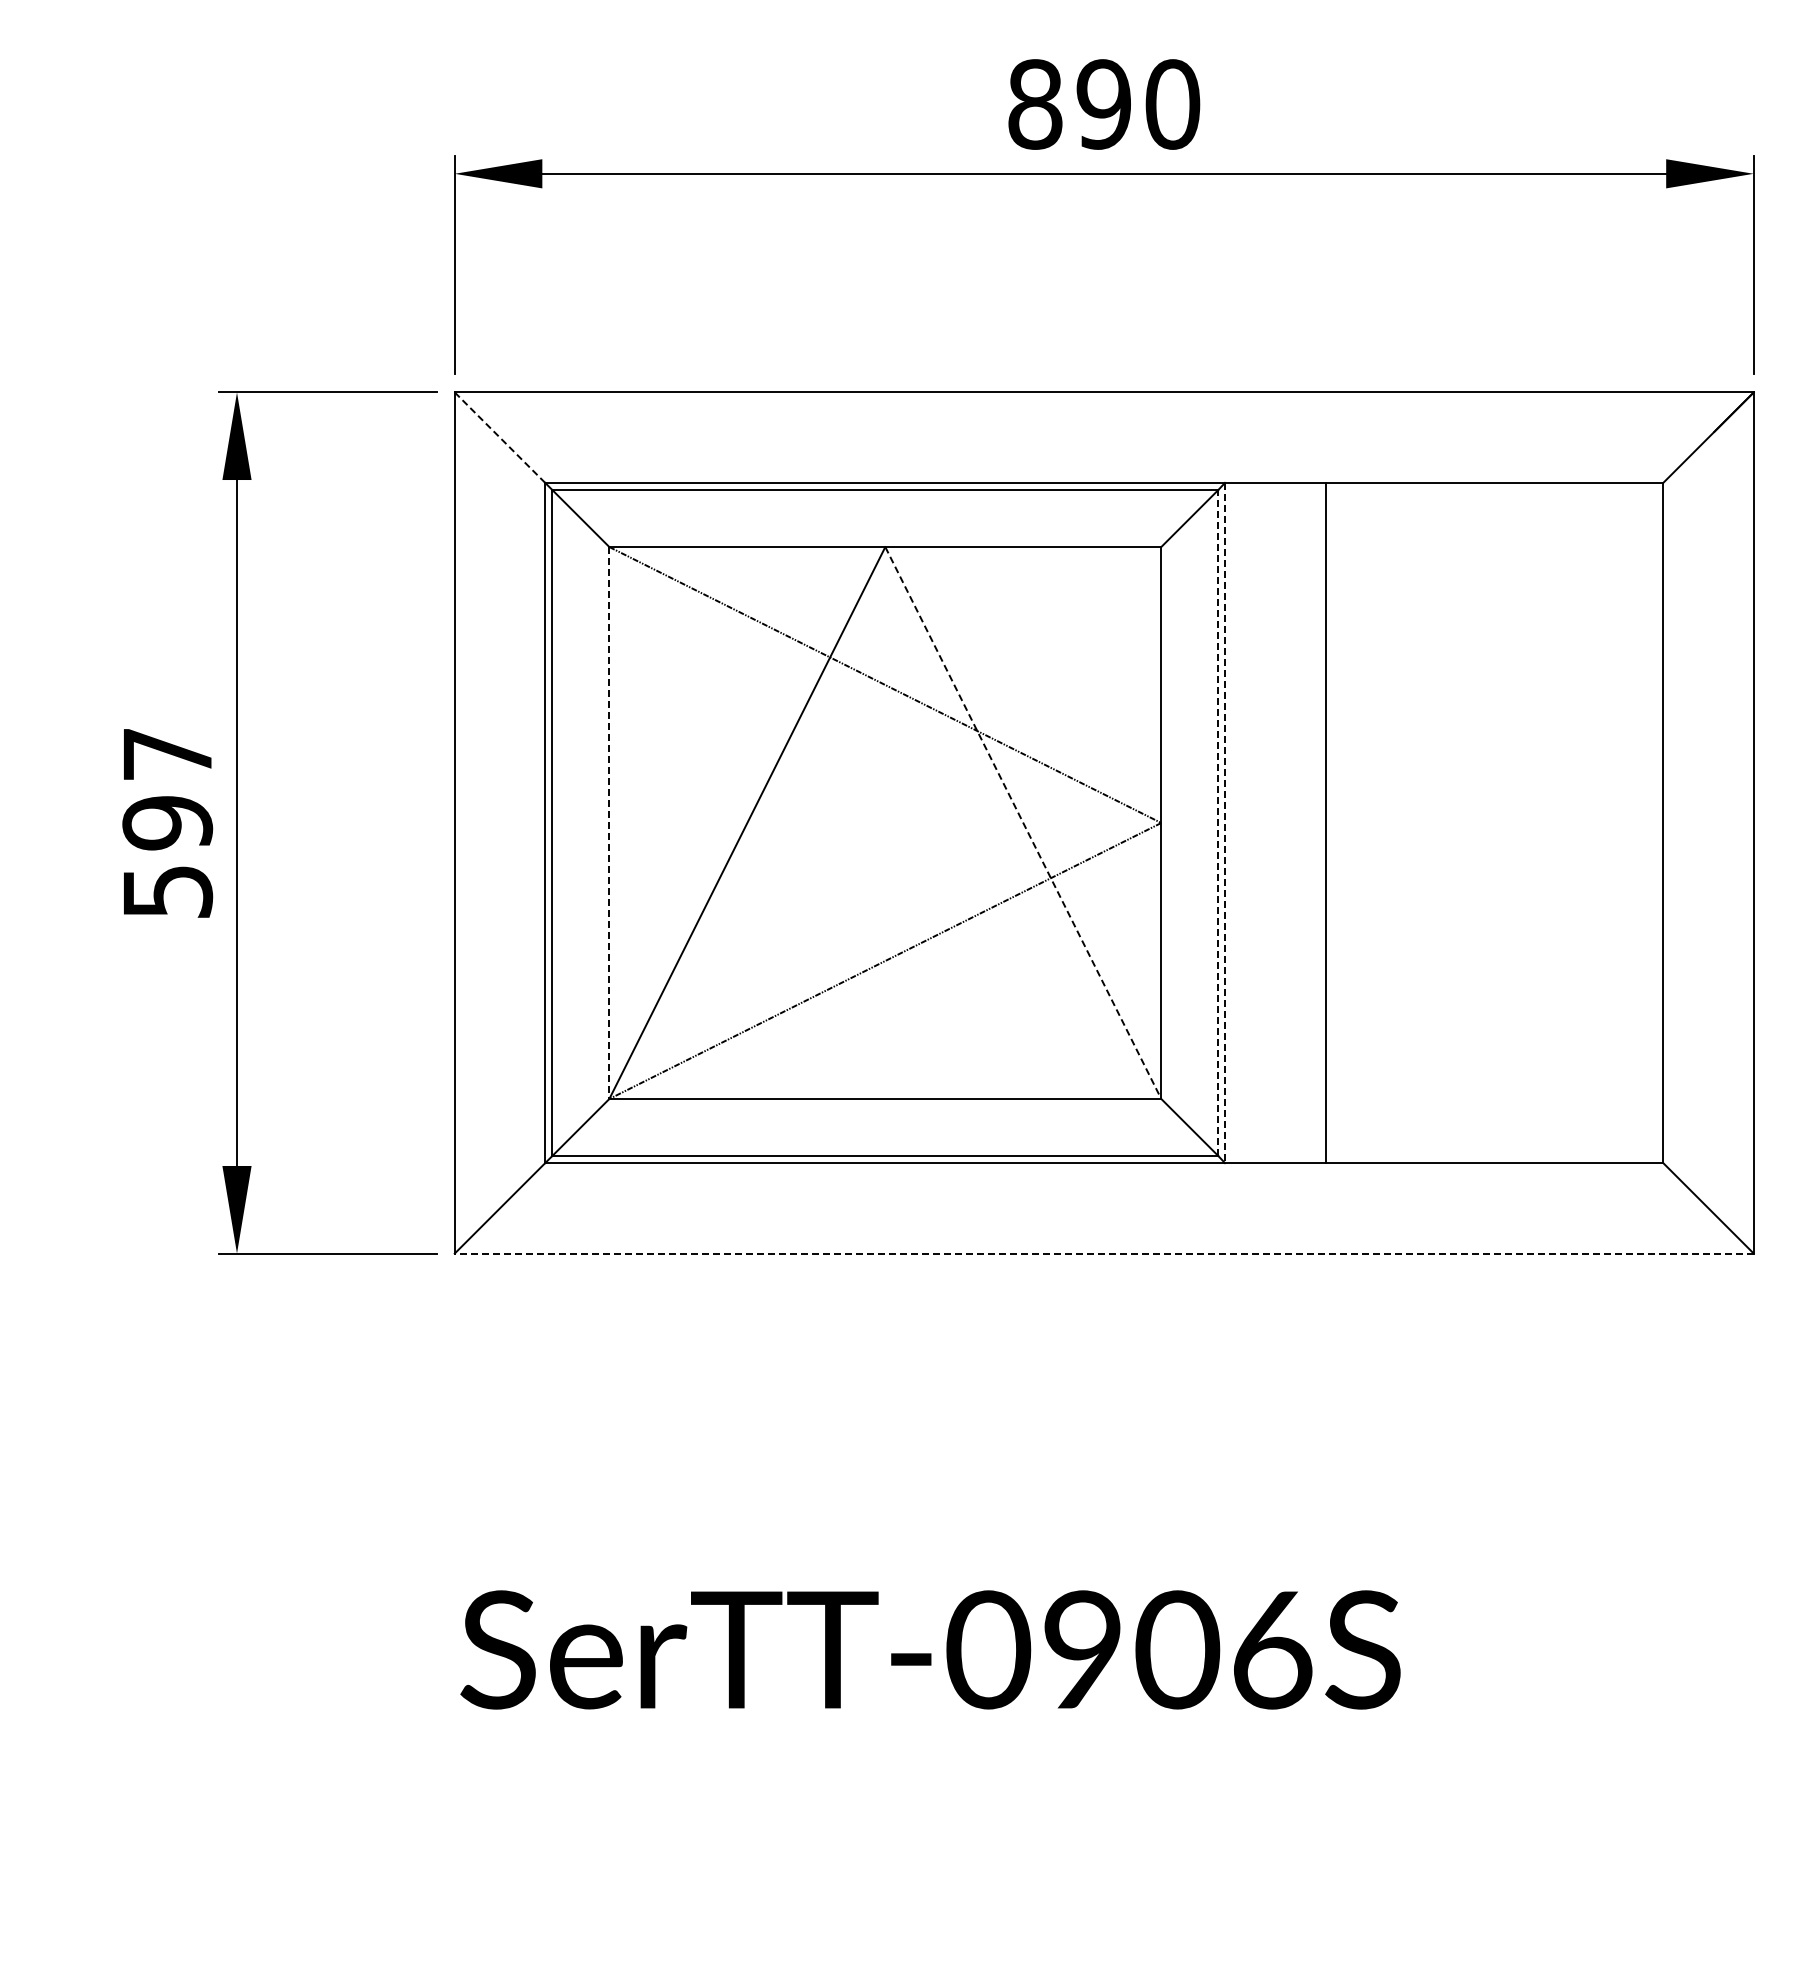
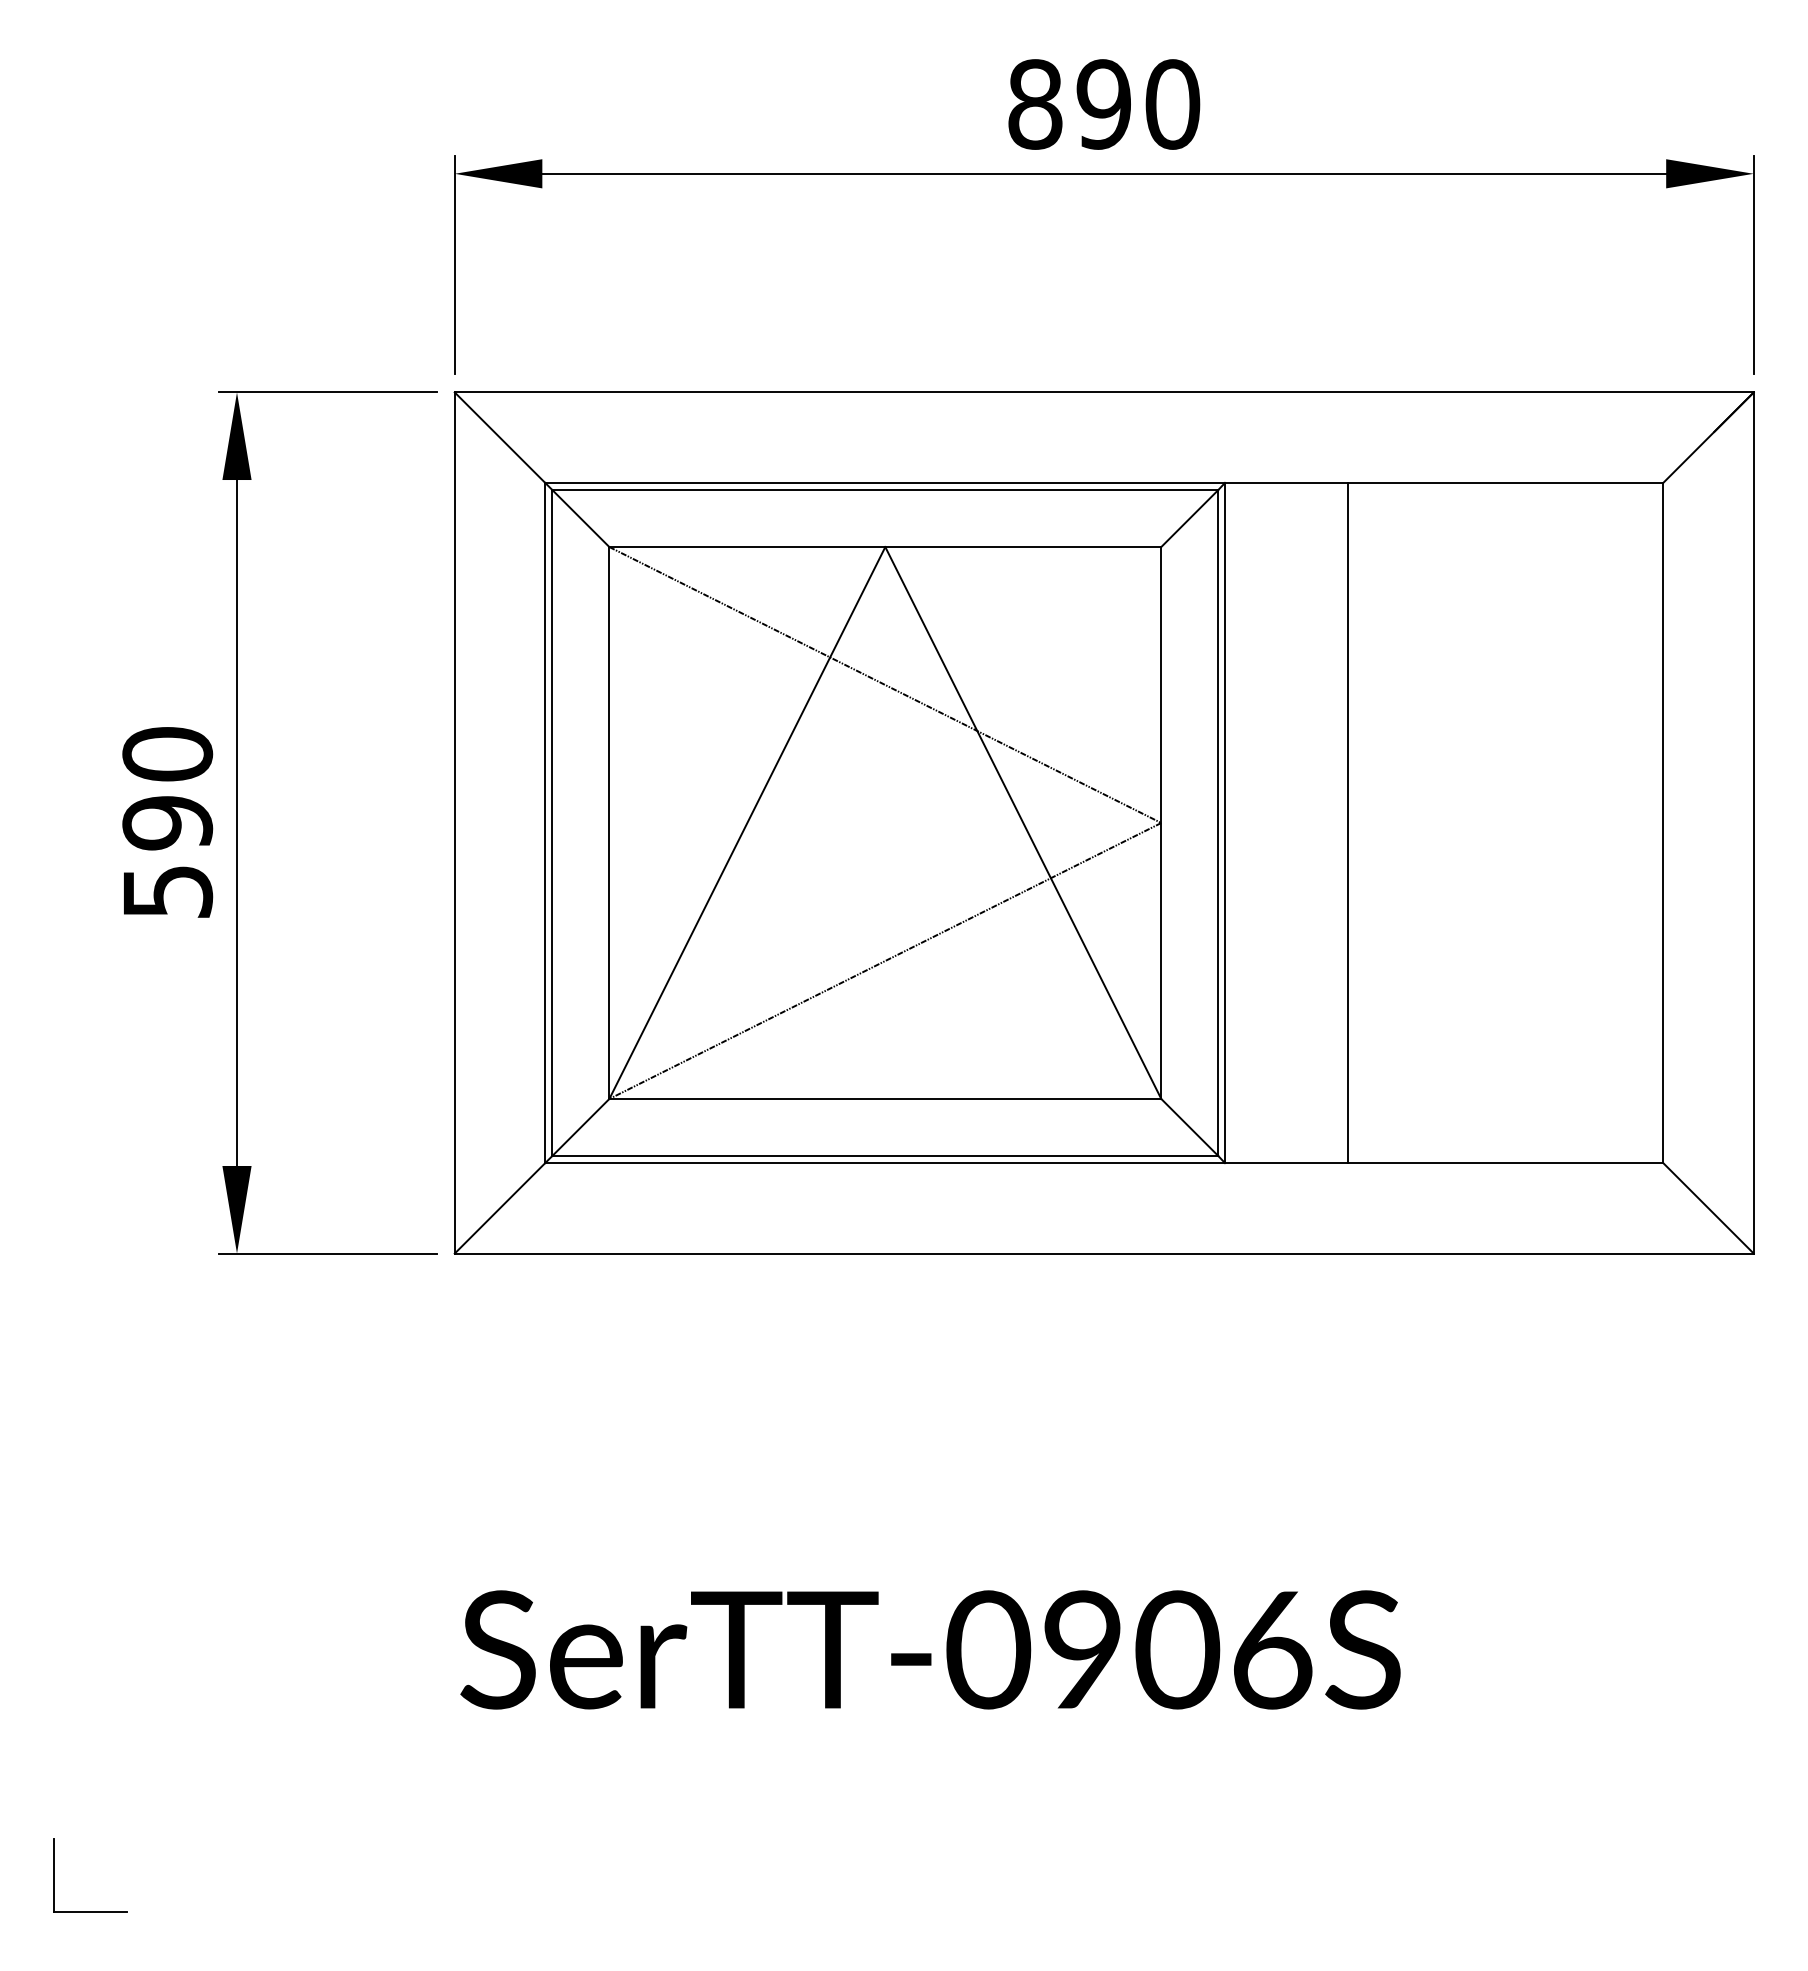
line: dashed -> solid (500, 437)
text: 597 -> 590 (167, 754)
line position: (1325, 822) -> (1347, 822) (1347, 822)
line: dashed -> solid (609, 823)
line: dashed -> solid (1023, 823)
line: dashed -> solid (1218, 823)
line: dashed -> solid (1224, 823)
line: dashed -> solid (1103, 1253)
part: none -> present (54, 1875)
